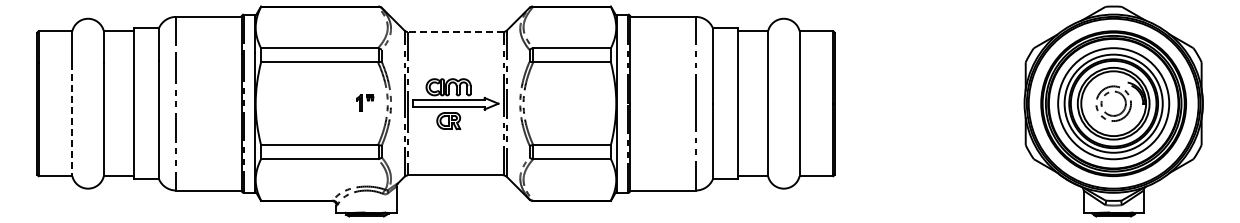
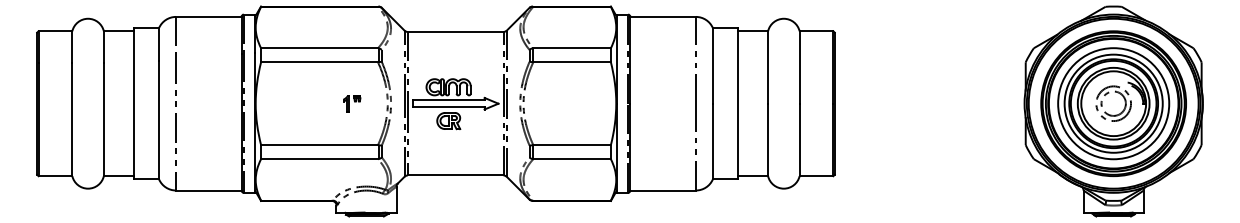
line: dashed -> solid (455, 31)
part position: (365, 102) -> (352, 103) (352, 103)
line: dashed -> solid (72, 119)
